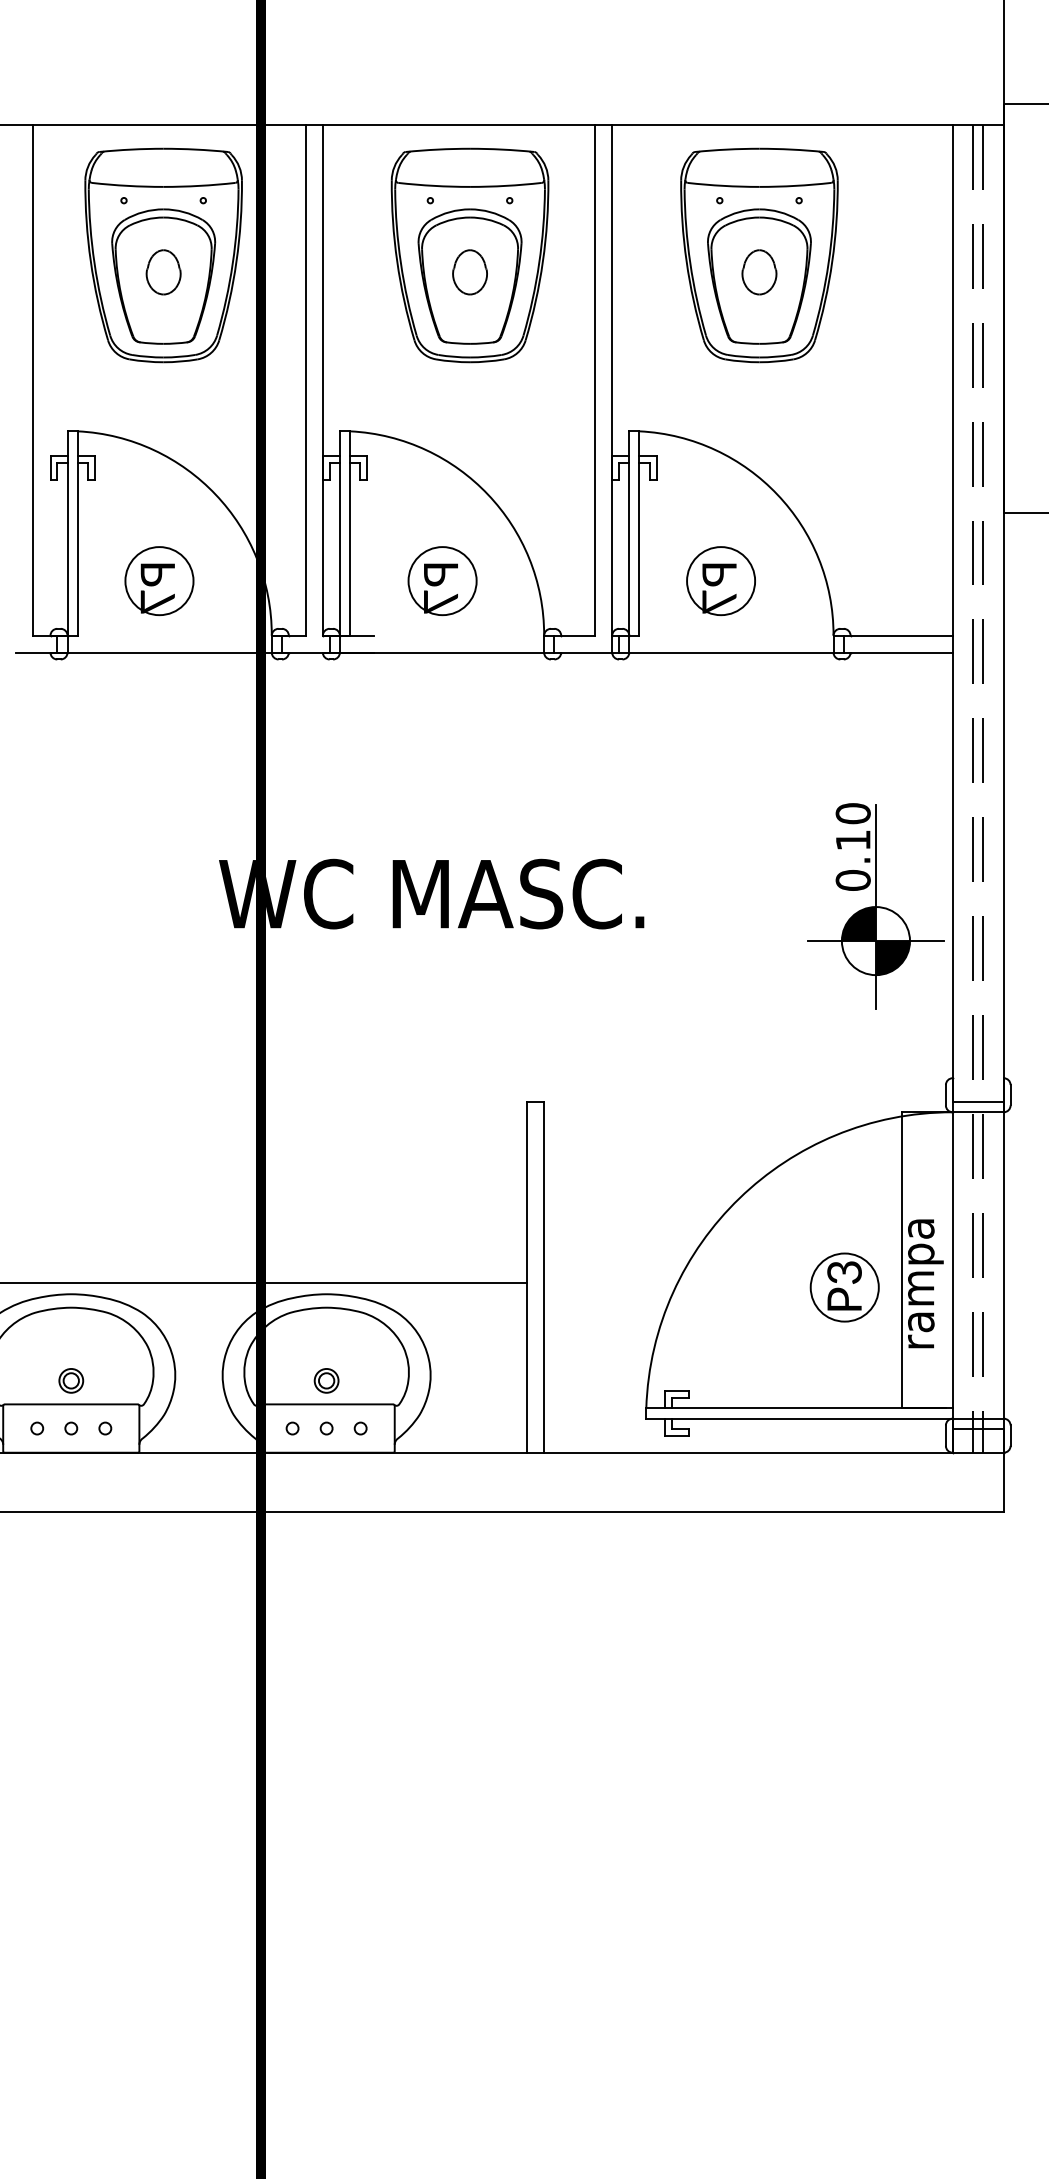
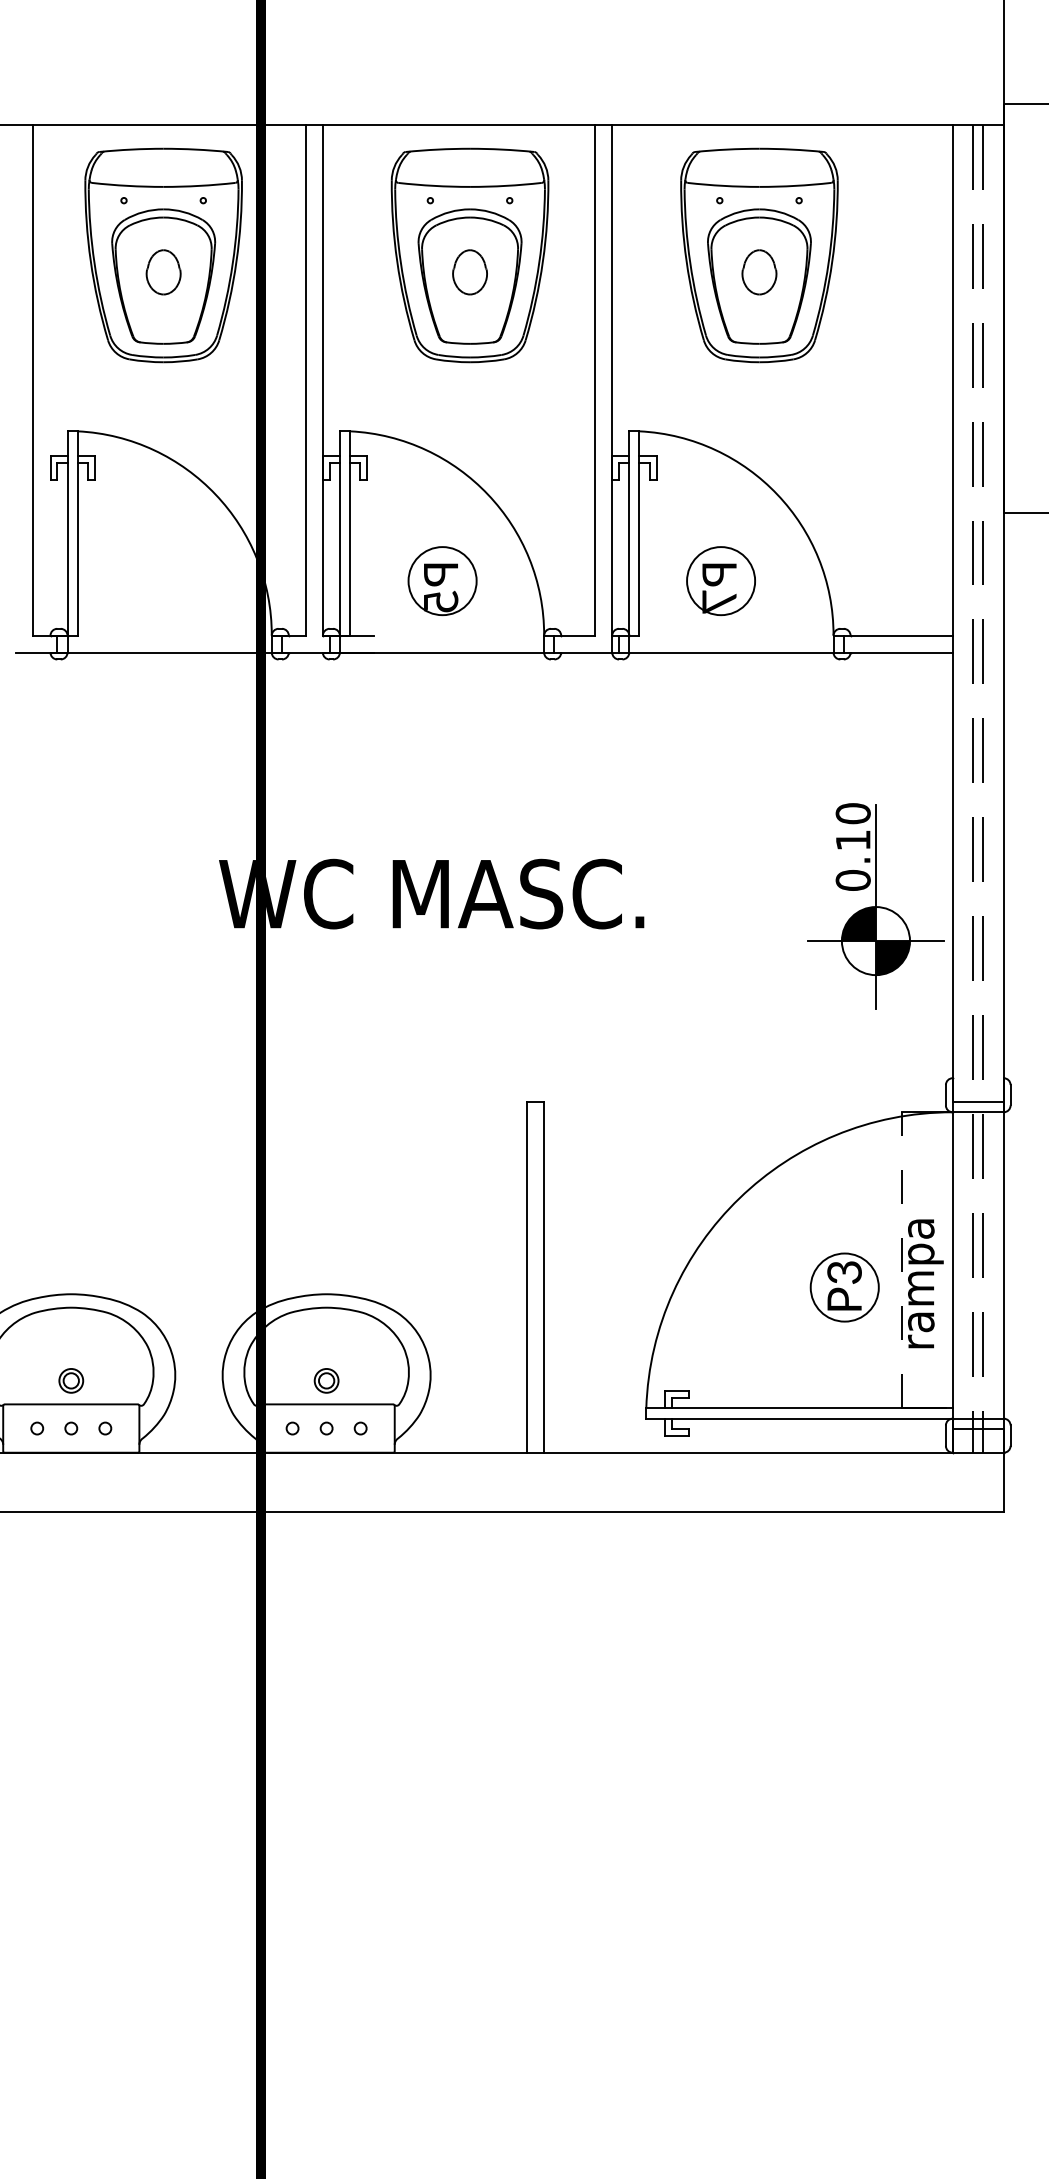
part: present -> none (159, 581)
text: P7 -> P5 (441, 601)
line: solid -> dashed (901, 1259)
line: present -> none (264, 1282)
